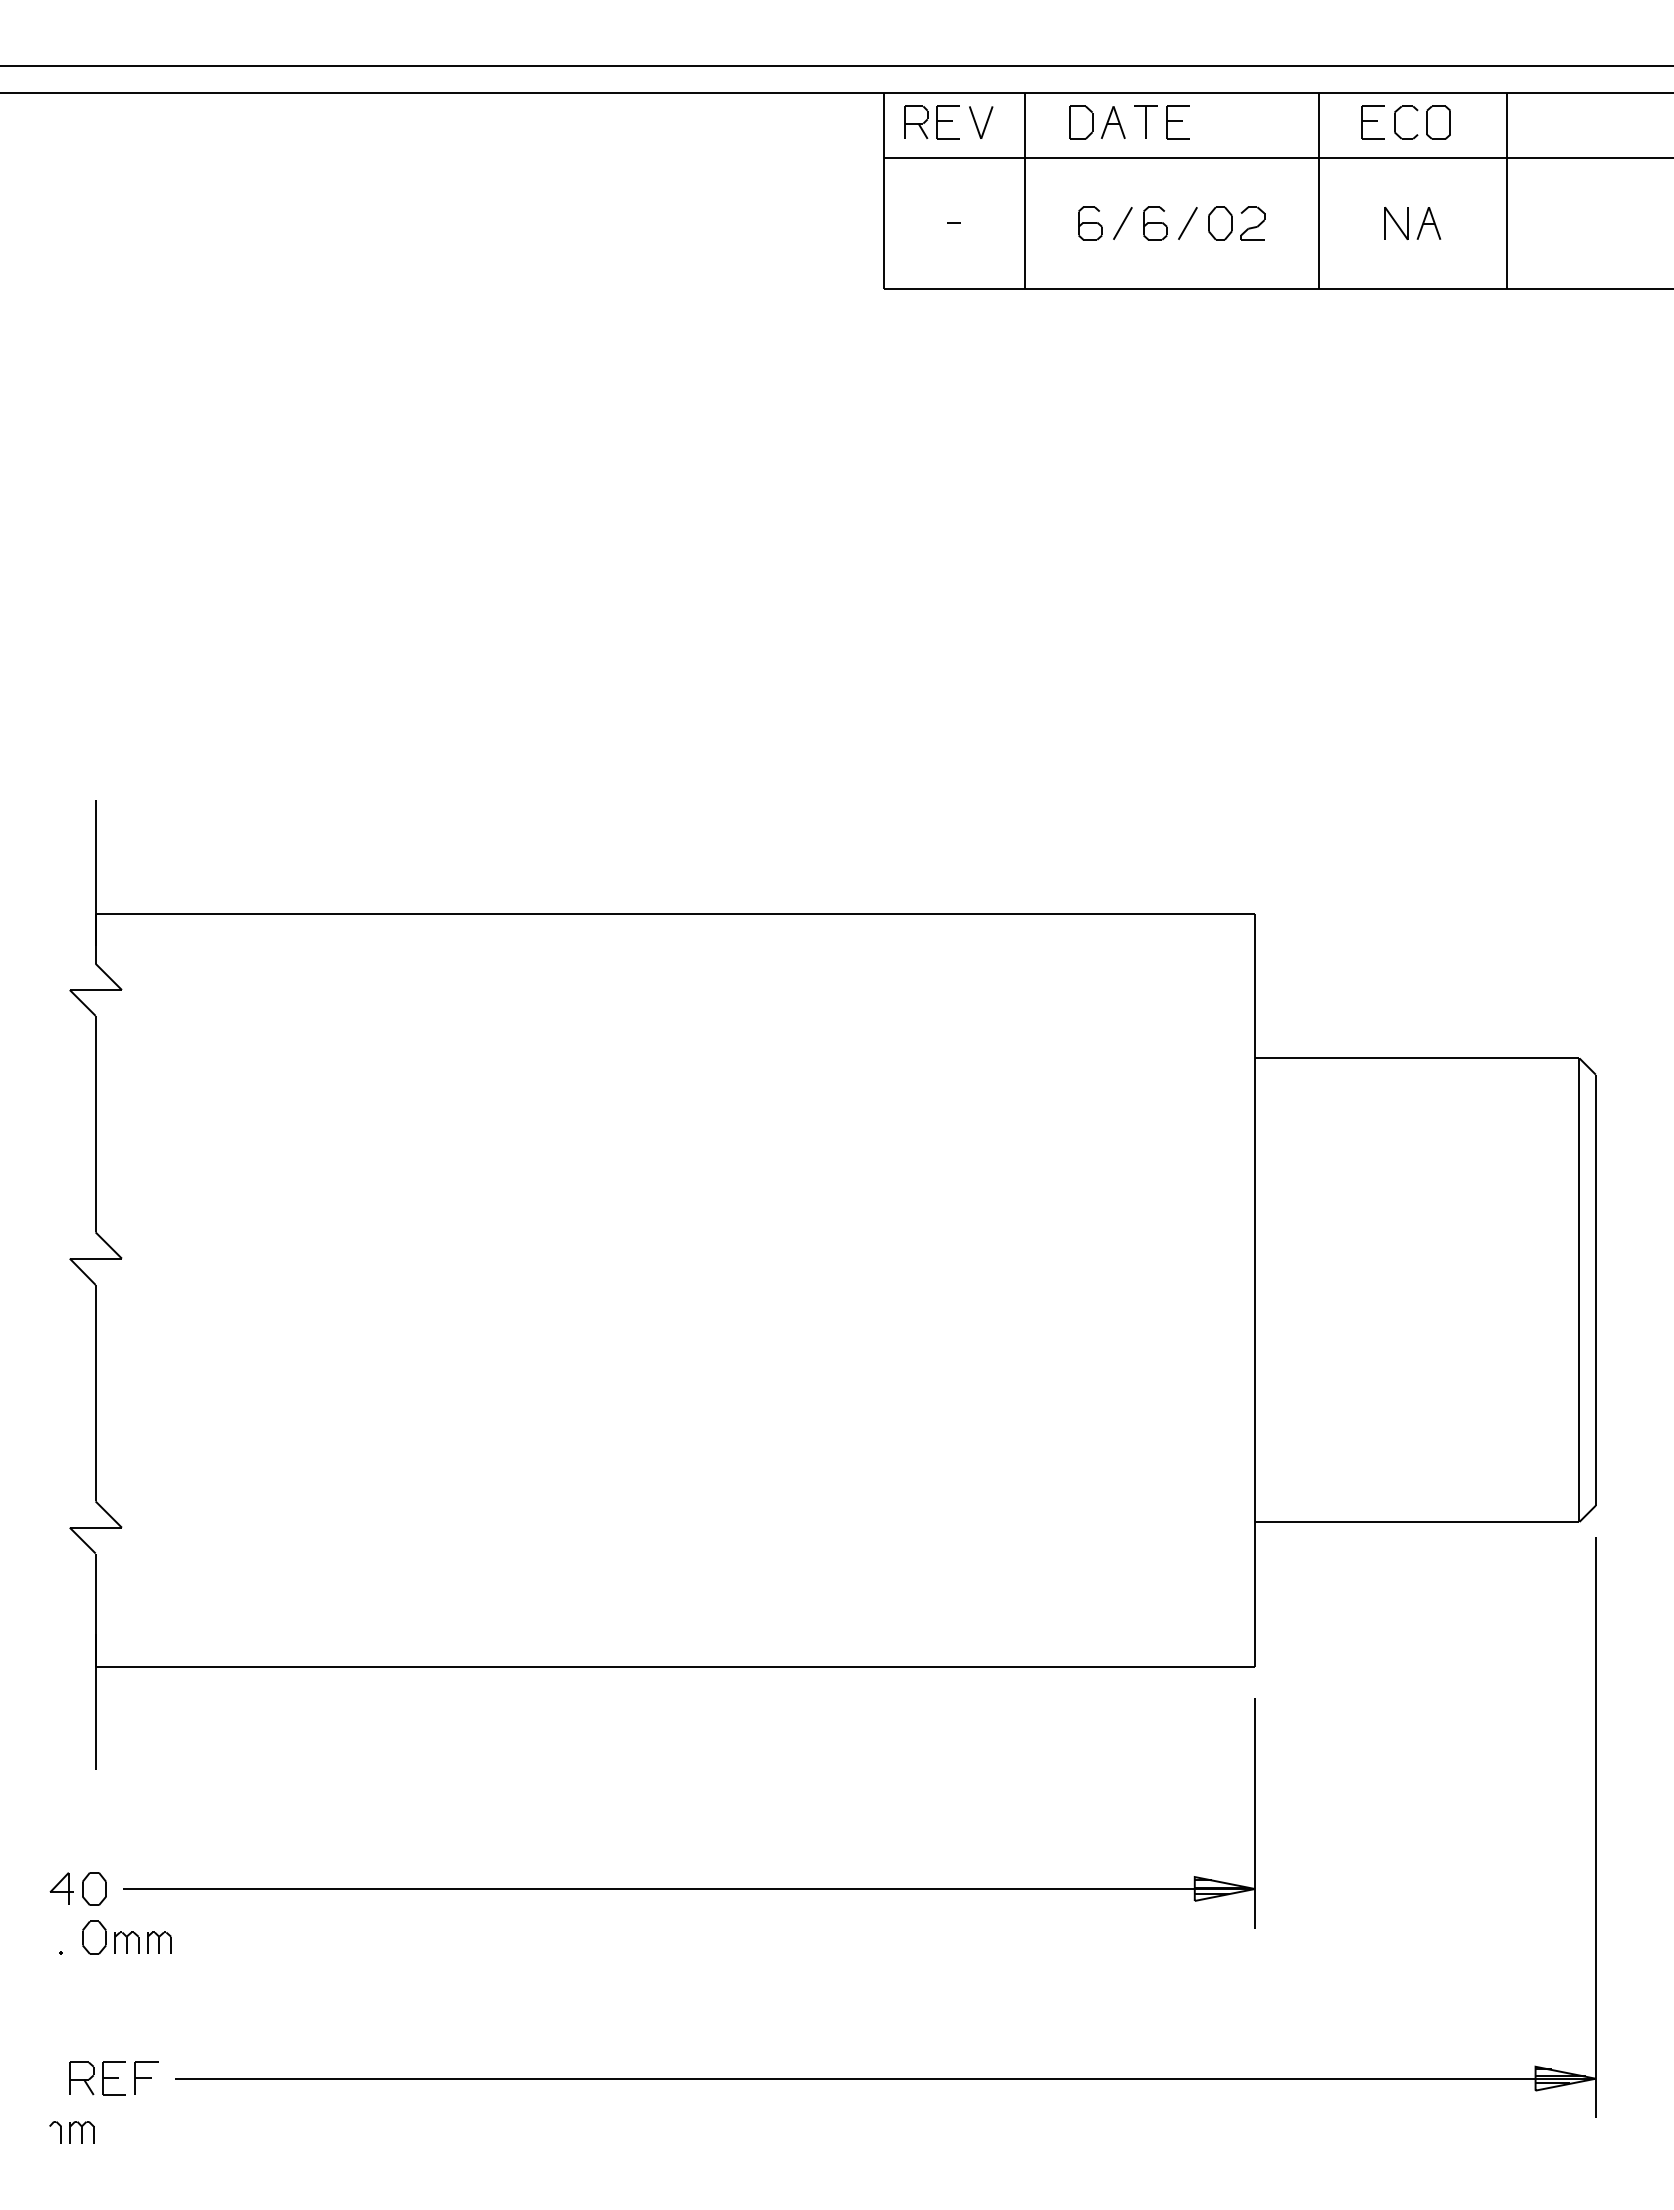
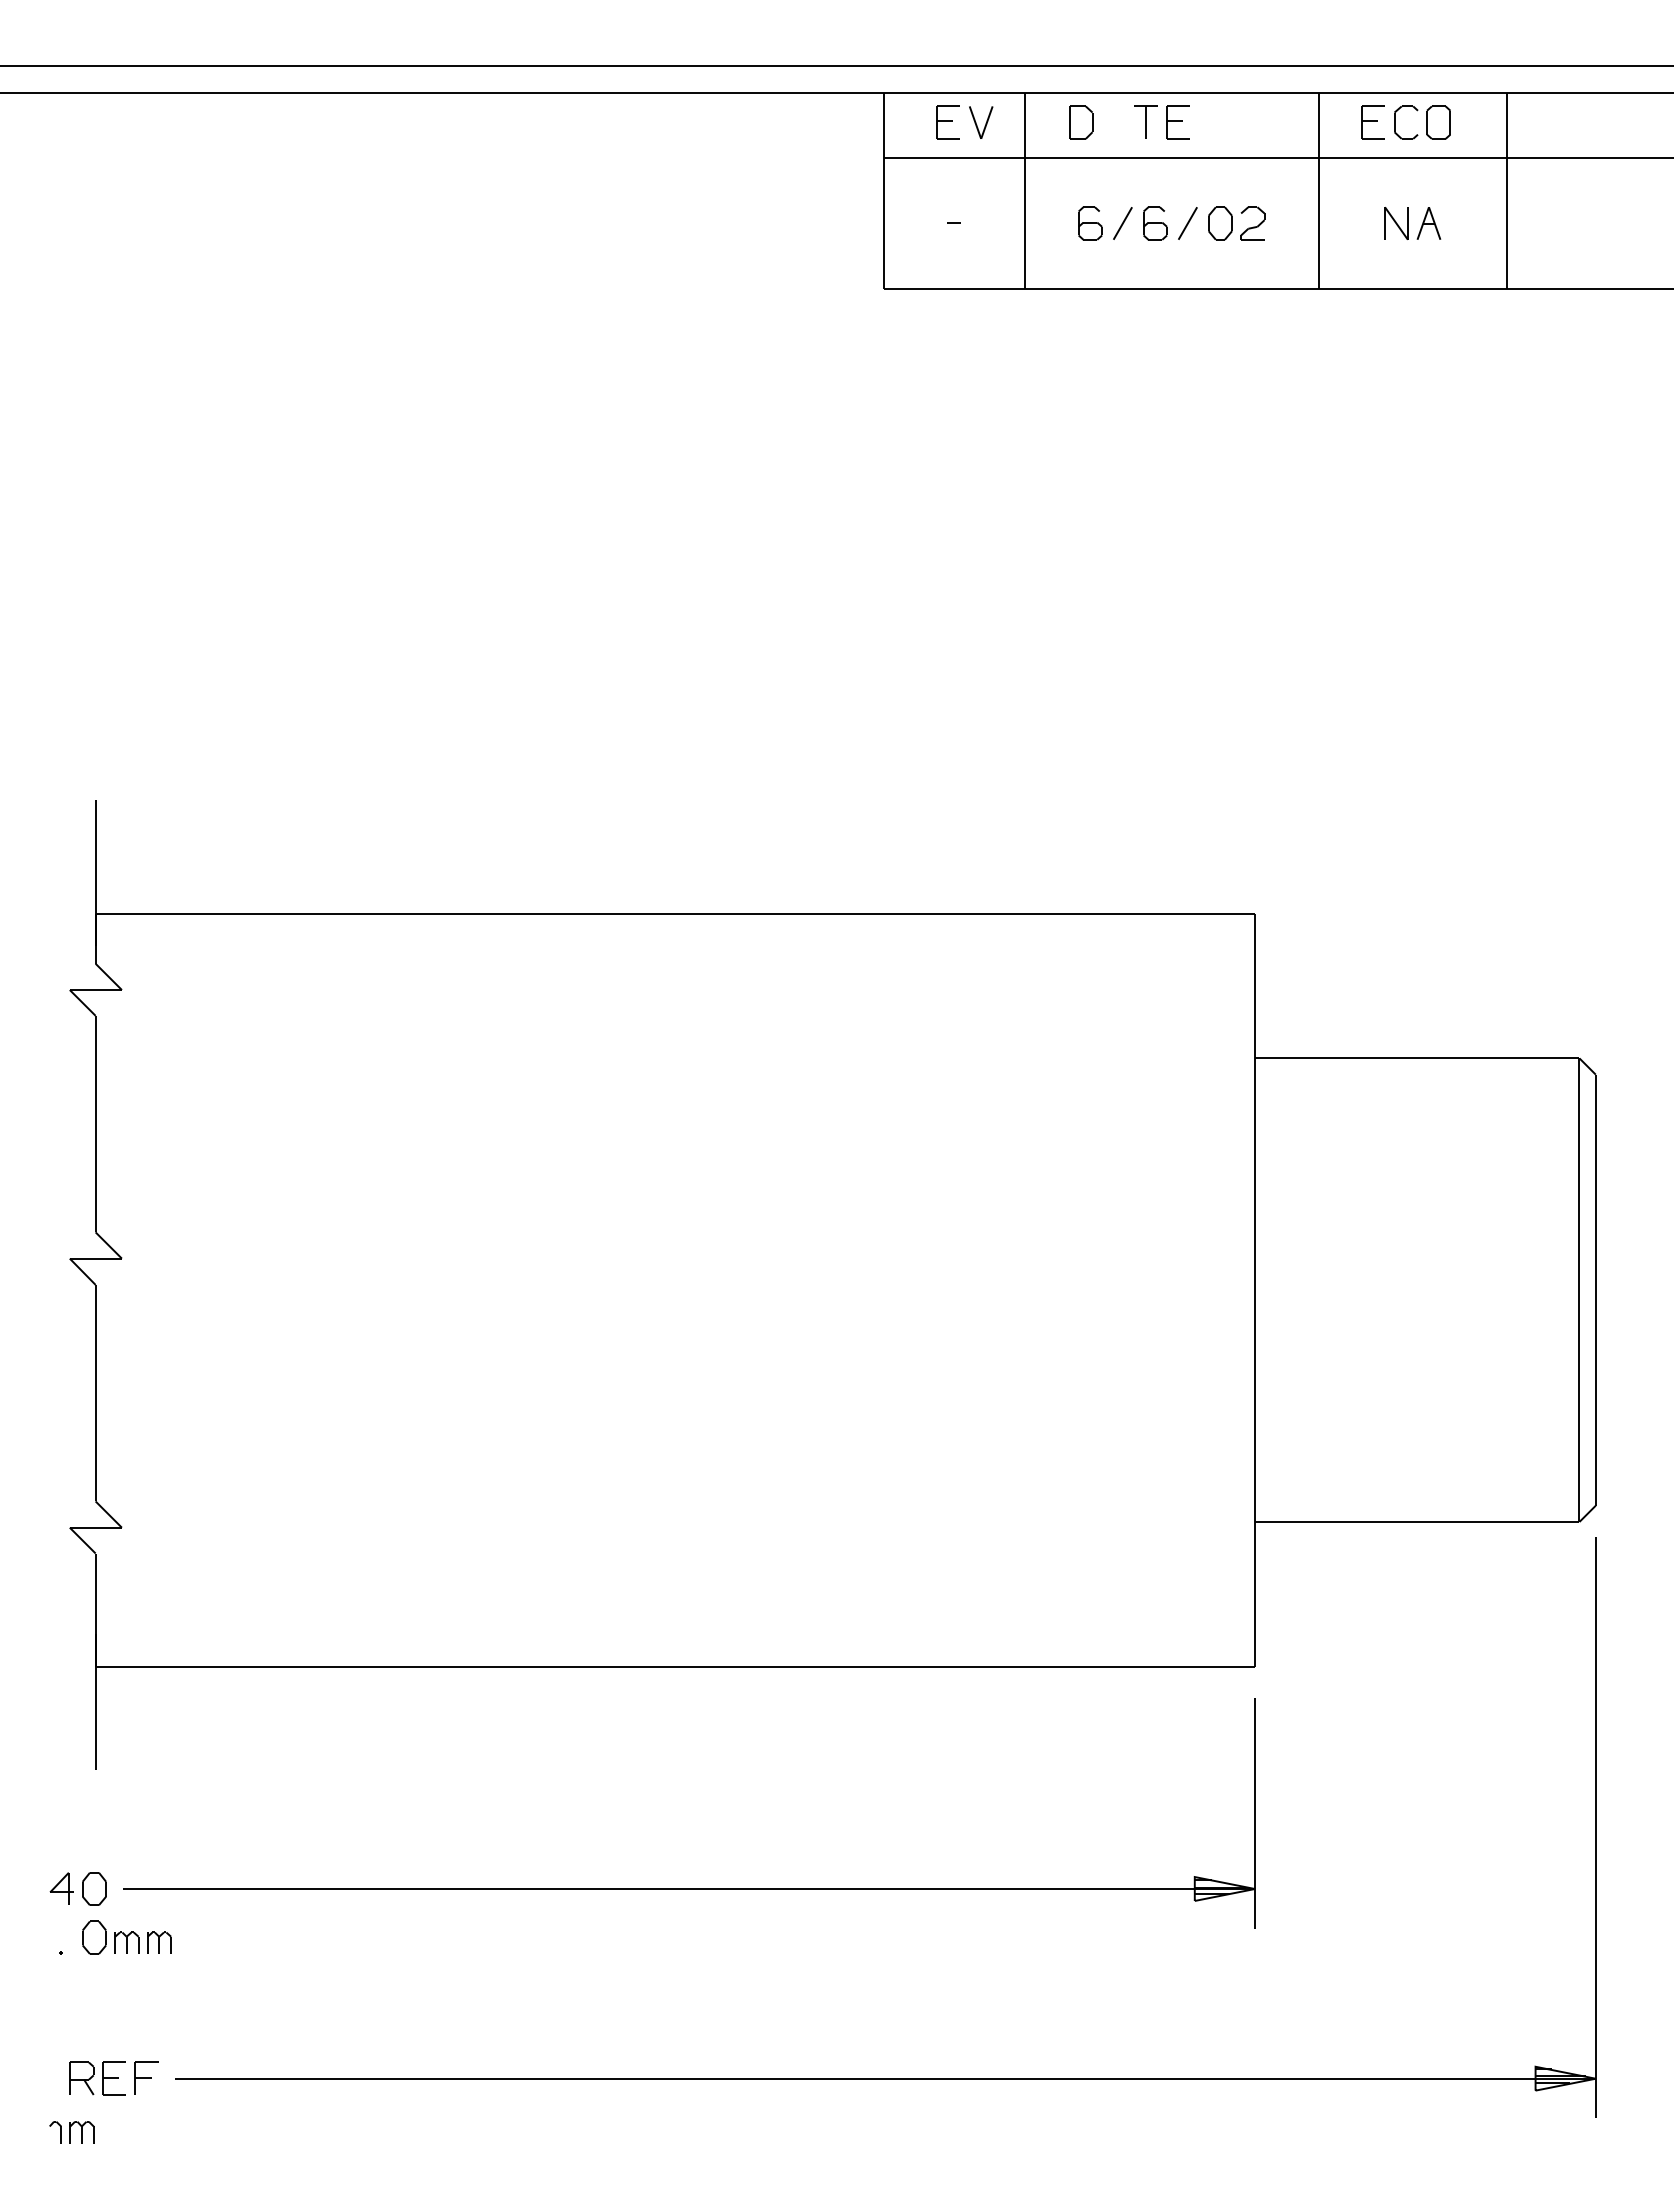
part: present -> none (916, 121)
part: present -> none (1113, 122)
